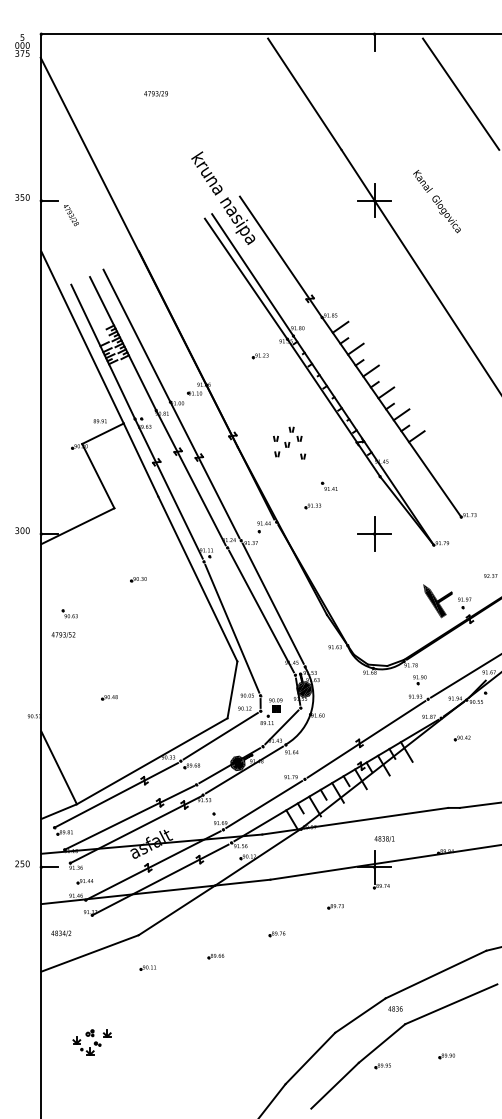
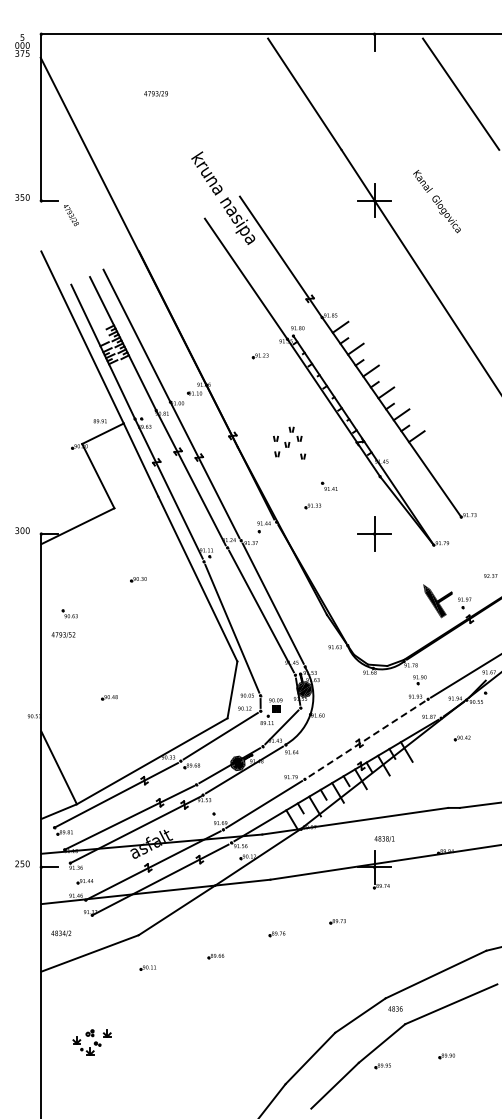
line: present -> none (252, 274)
line: present -> none (41, 367)
line: solid -> dashed (366, 739)
part position: (335, 906) -> (337, 921) (337, 921)
